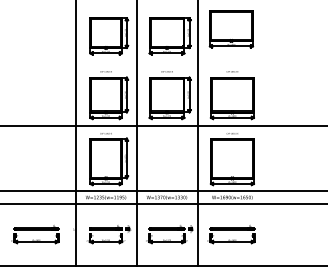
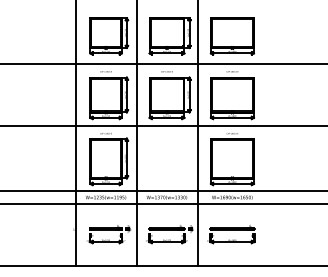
part position: (231, 29) -> (232, 36) (232, 36)
line: none -> present (163, 64)
part: present -> none (35, 234)
